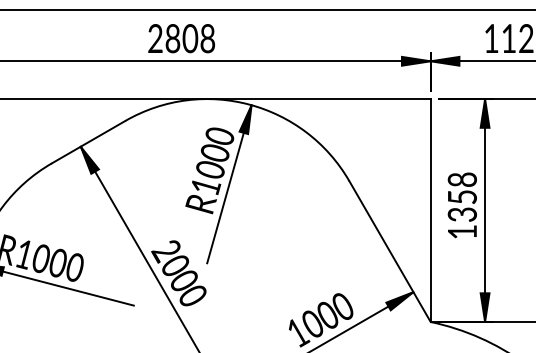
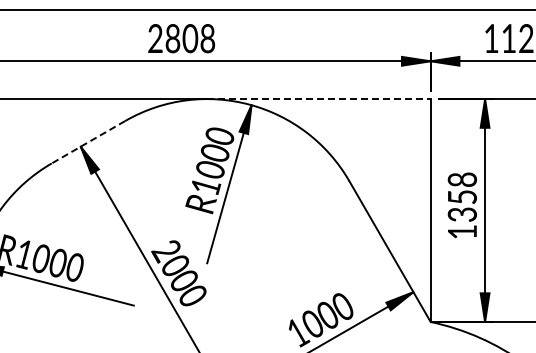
line: solid -> dashed (318, 99)
line: solid -> dashed (88, 142)
